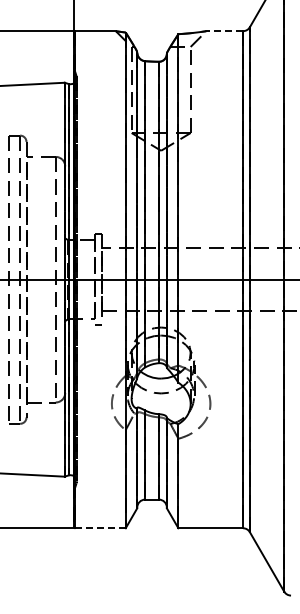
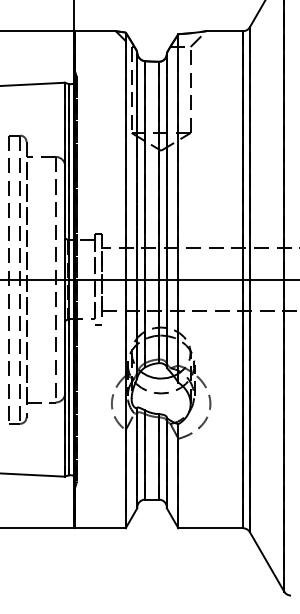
line: dashed -> solid (224, 31)
line: dashed -> solid (101, 528)
